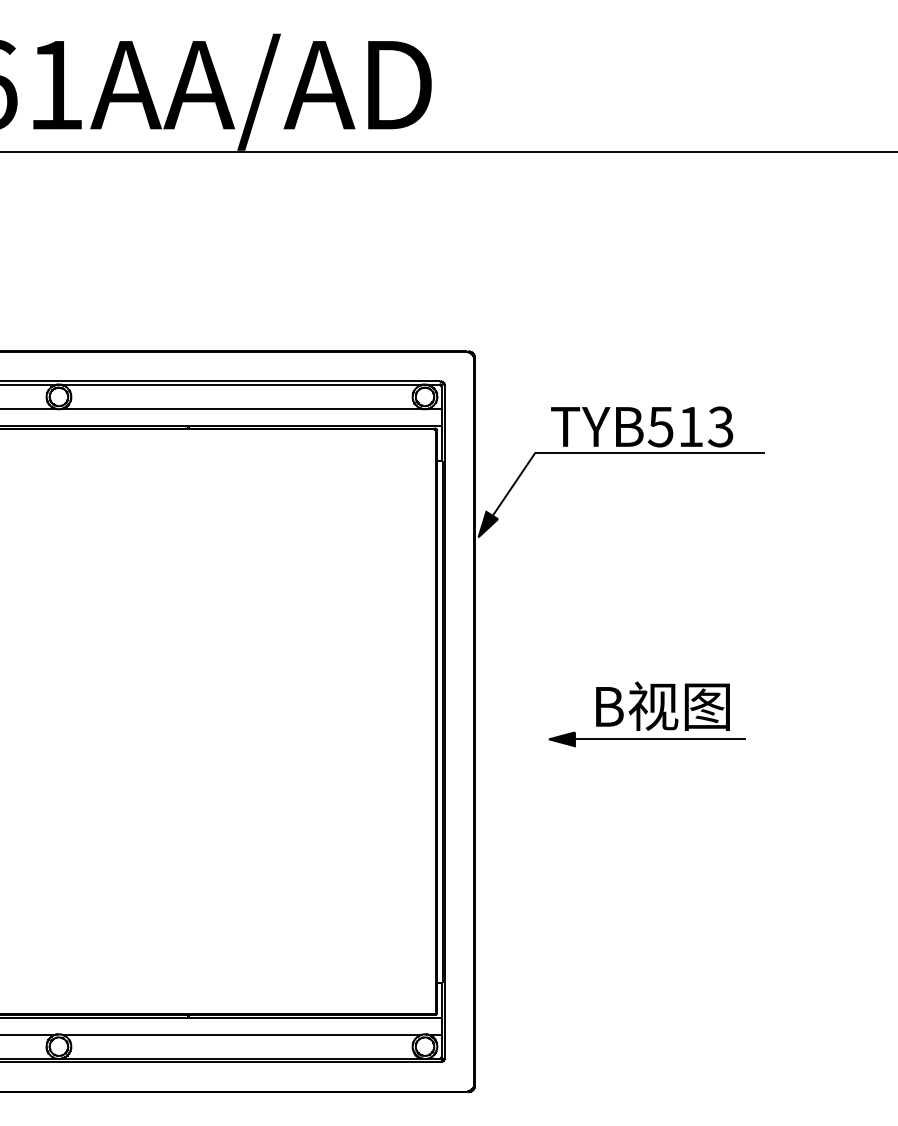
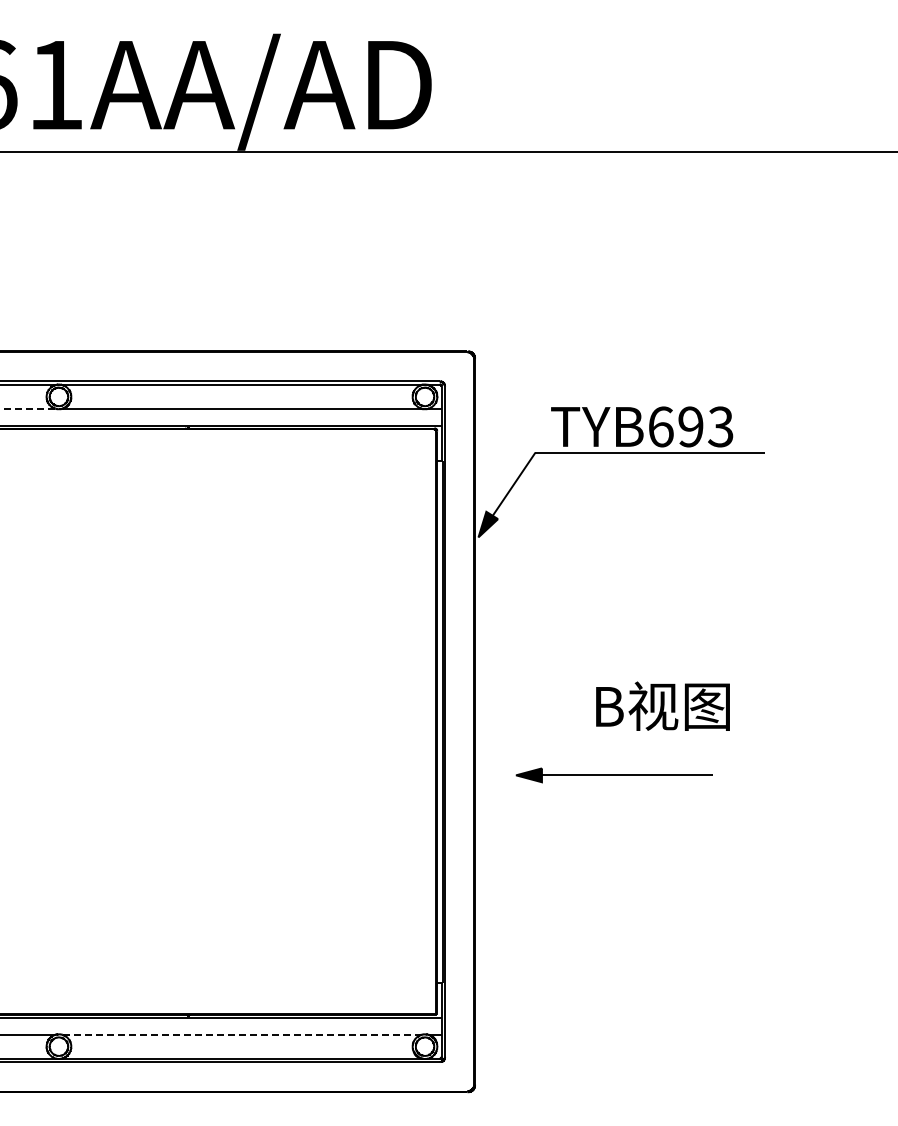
line: solid -> dashed (28, 408)
text: TYB513 -> TYB693 (675, 426)
part position: (646, 739) -> (613, 775) (613, 775)
line: solid -> dashed (241, 1034)
